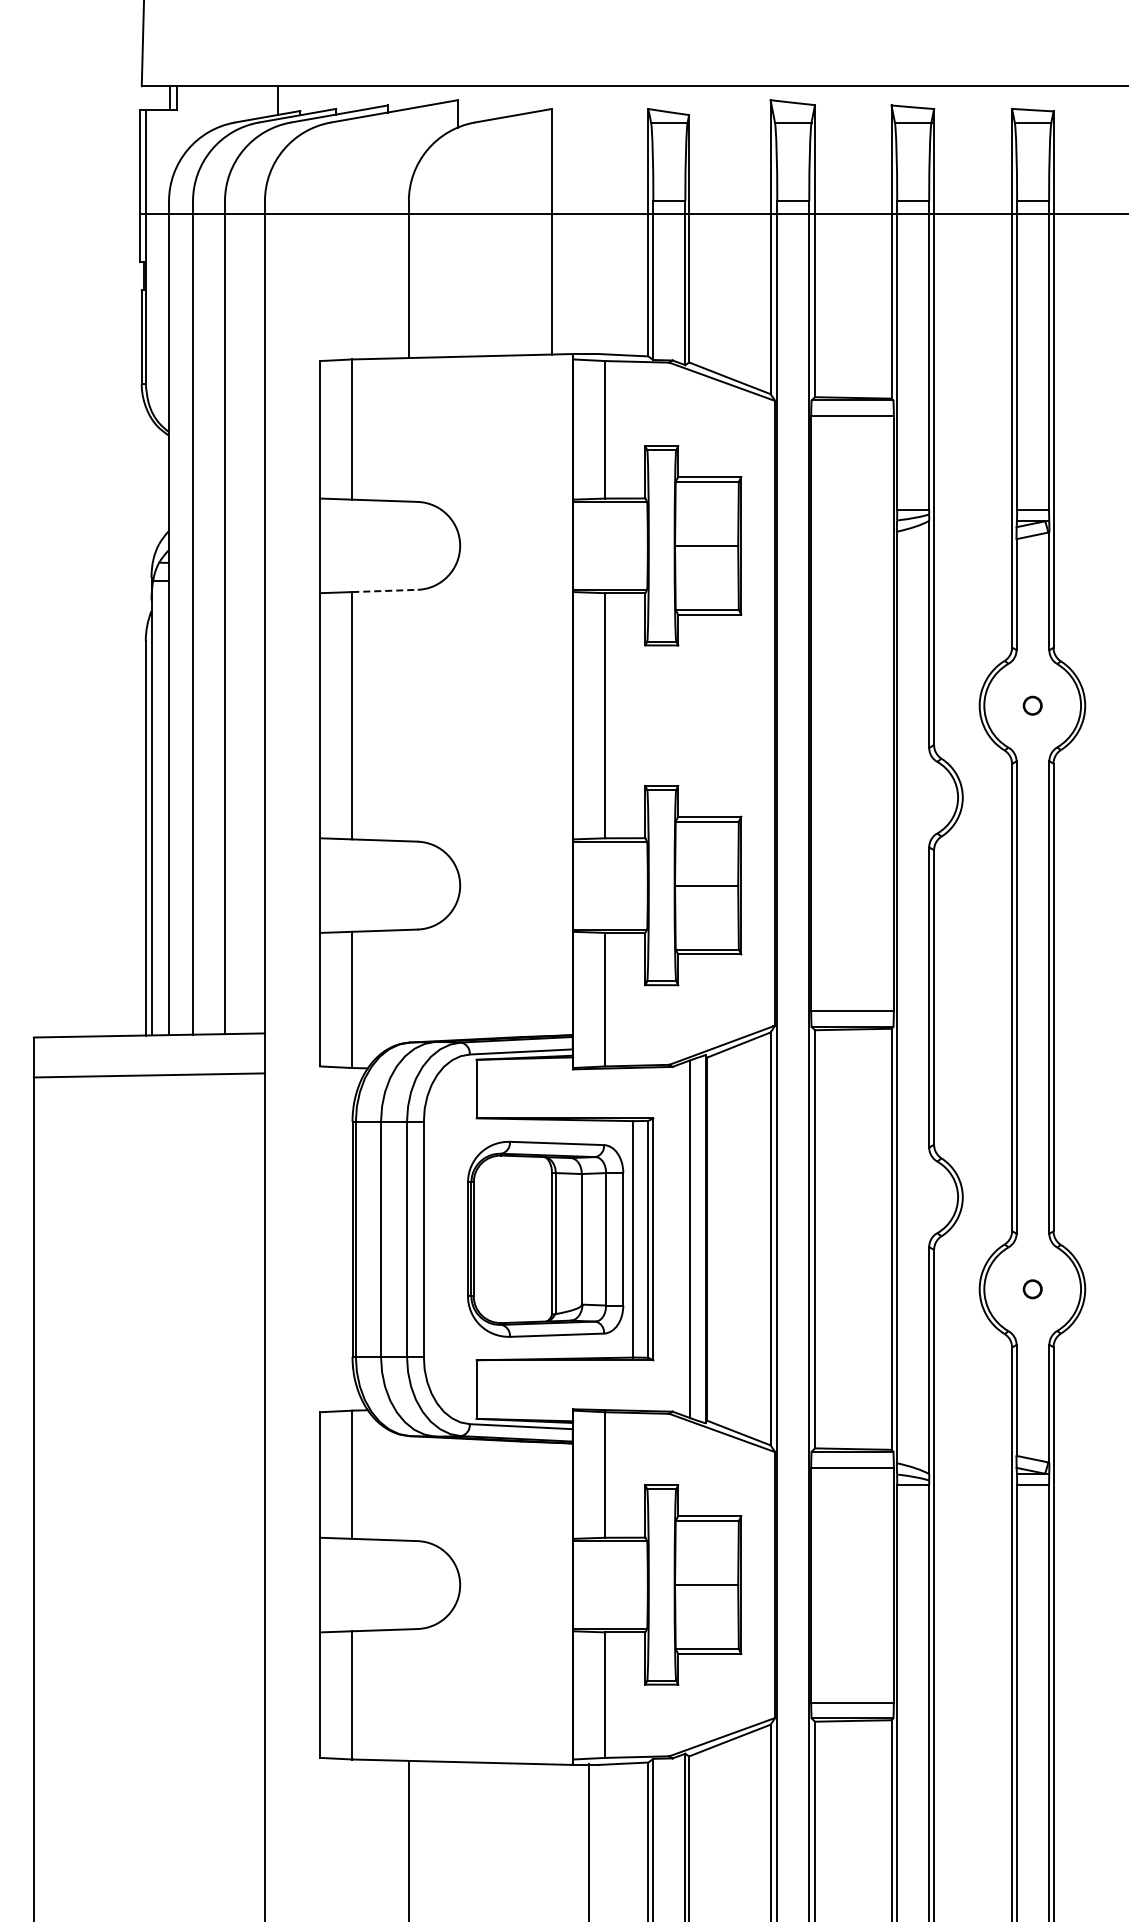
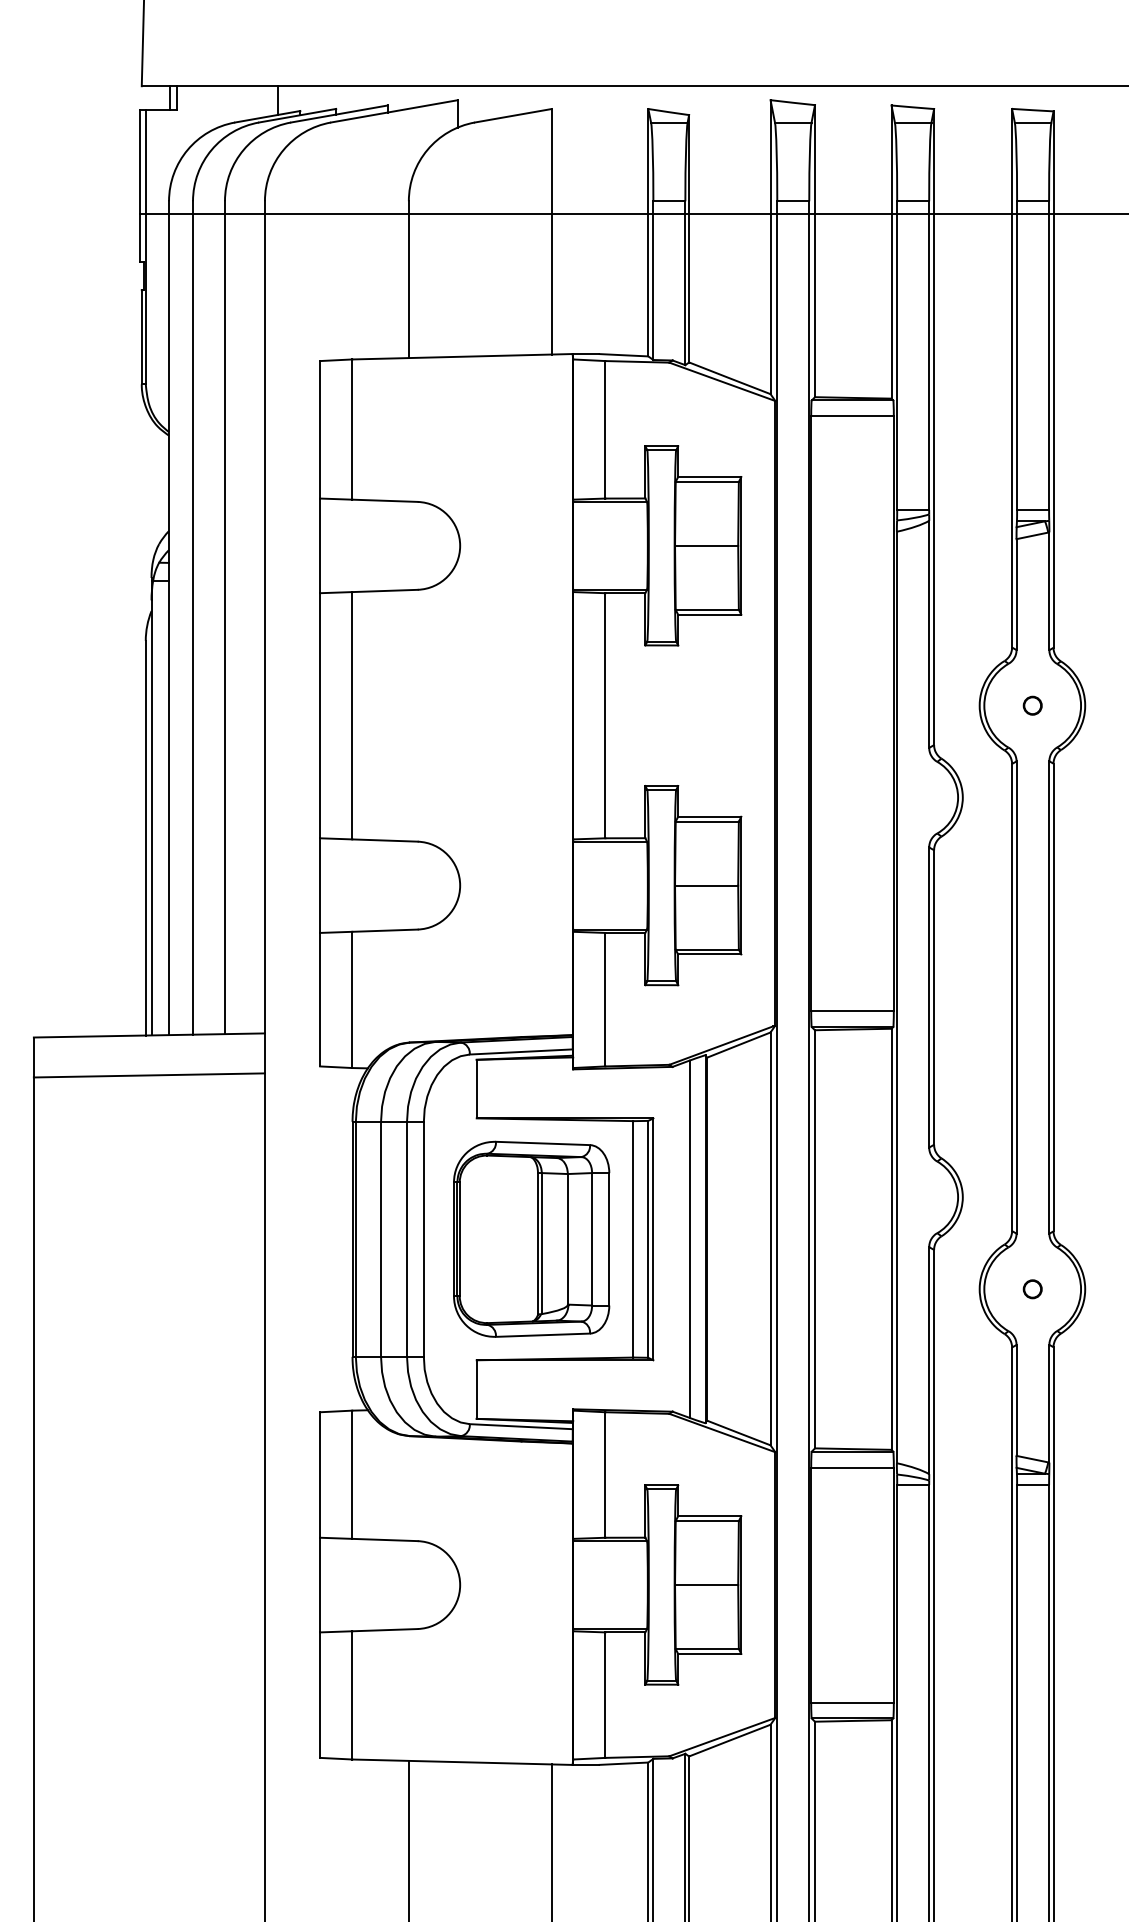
line: dashed -> solid (384, 590)
part position: (545, 1238) -> (531, 1238) (531, 1238)
line position: (588, 1841) -> (551, 1841) (551, 1841)
